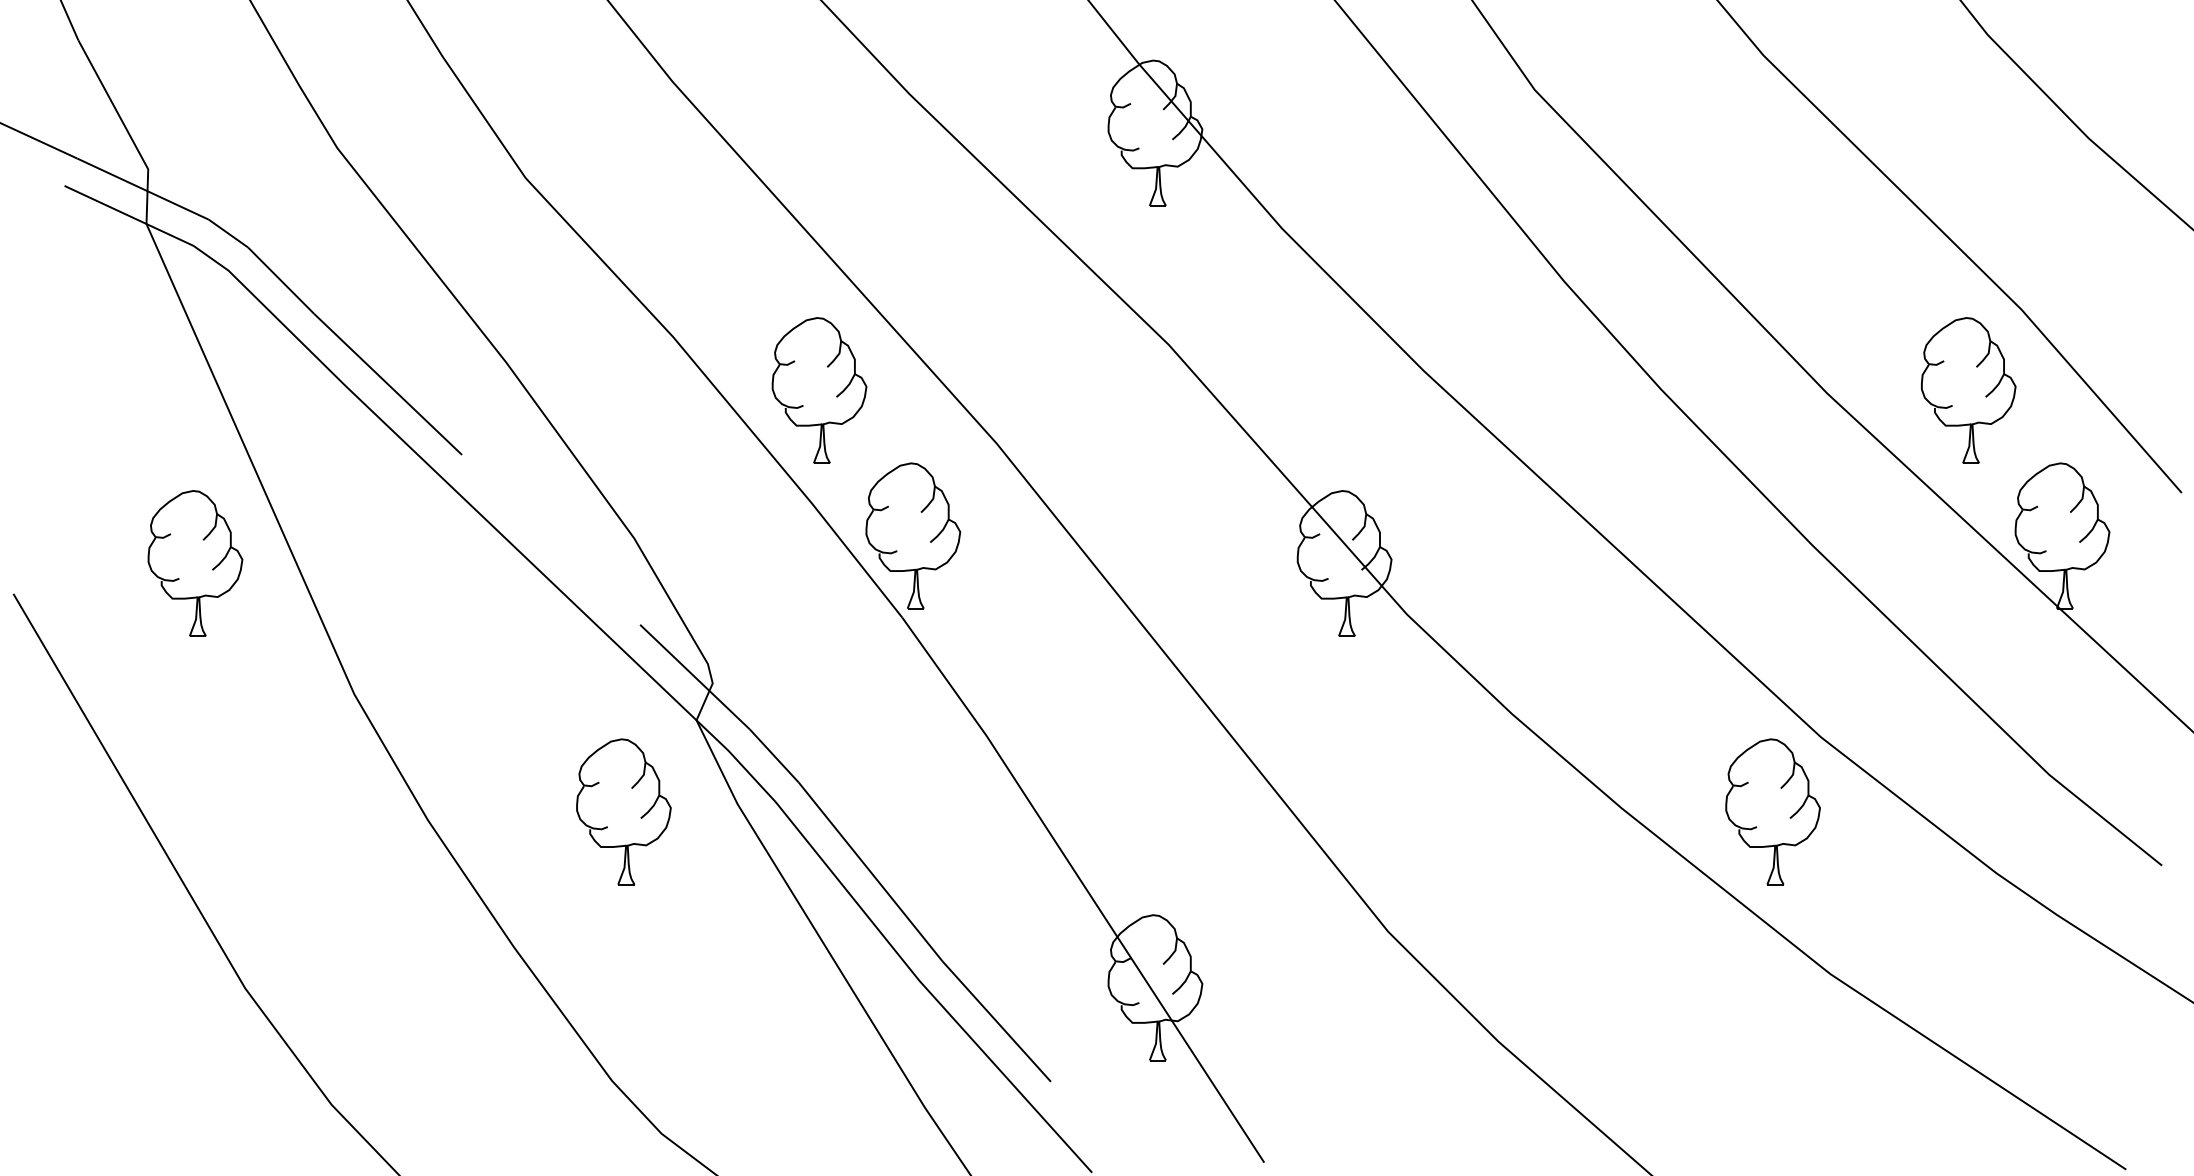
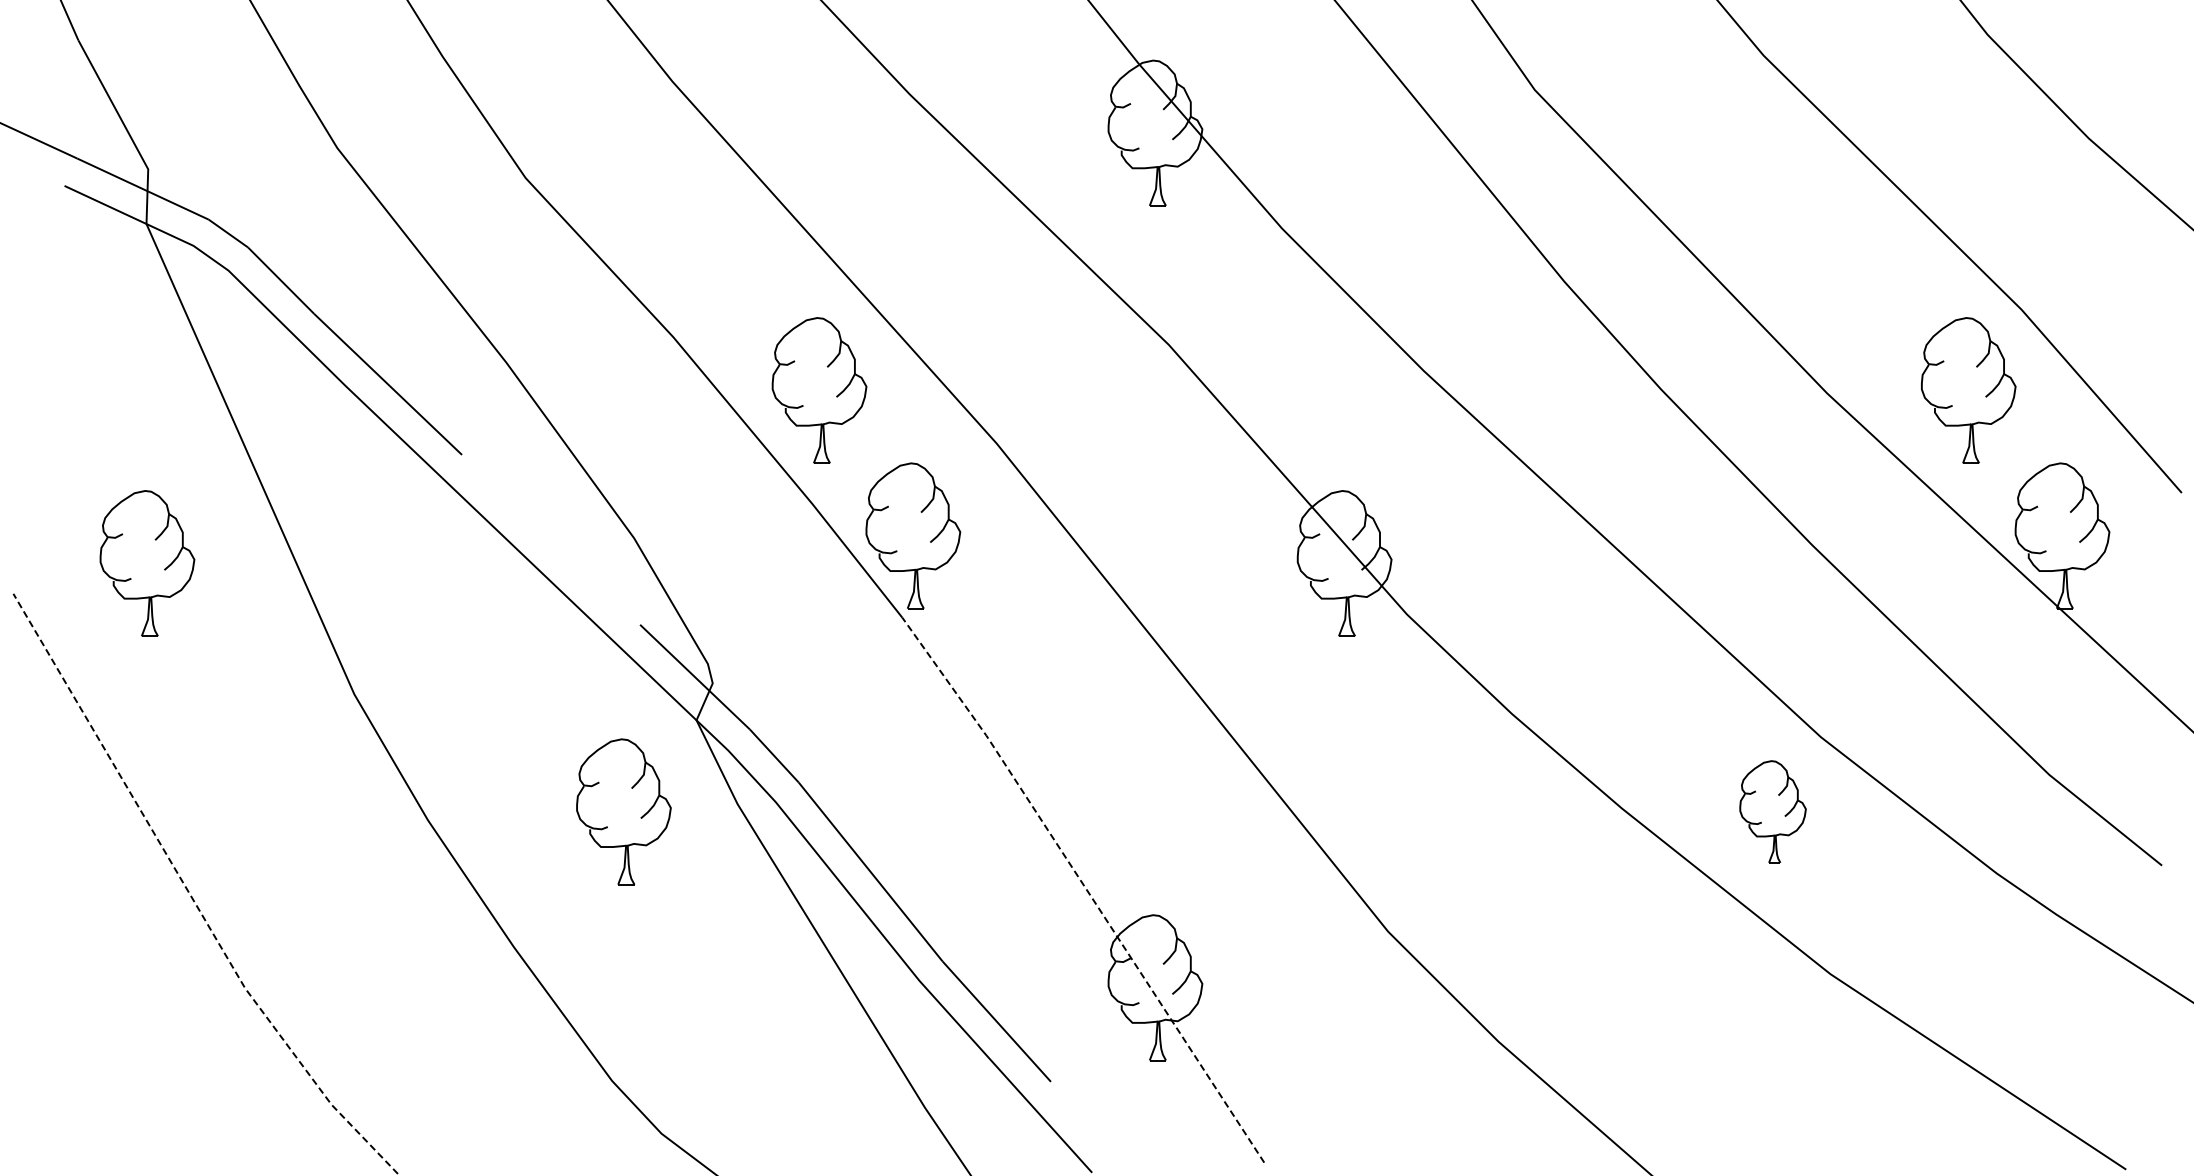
part position: (195, 563) -> (147, 563) (147, 563)
part size: 96x148 px -> 68x104 px (1772, 811)
line: solid -> dashed (1085, 888)
line: solid -> dashed (191, 896)
